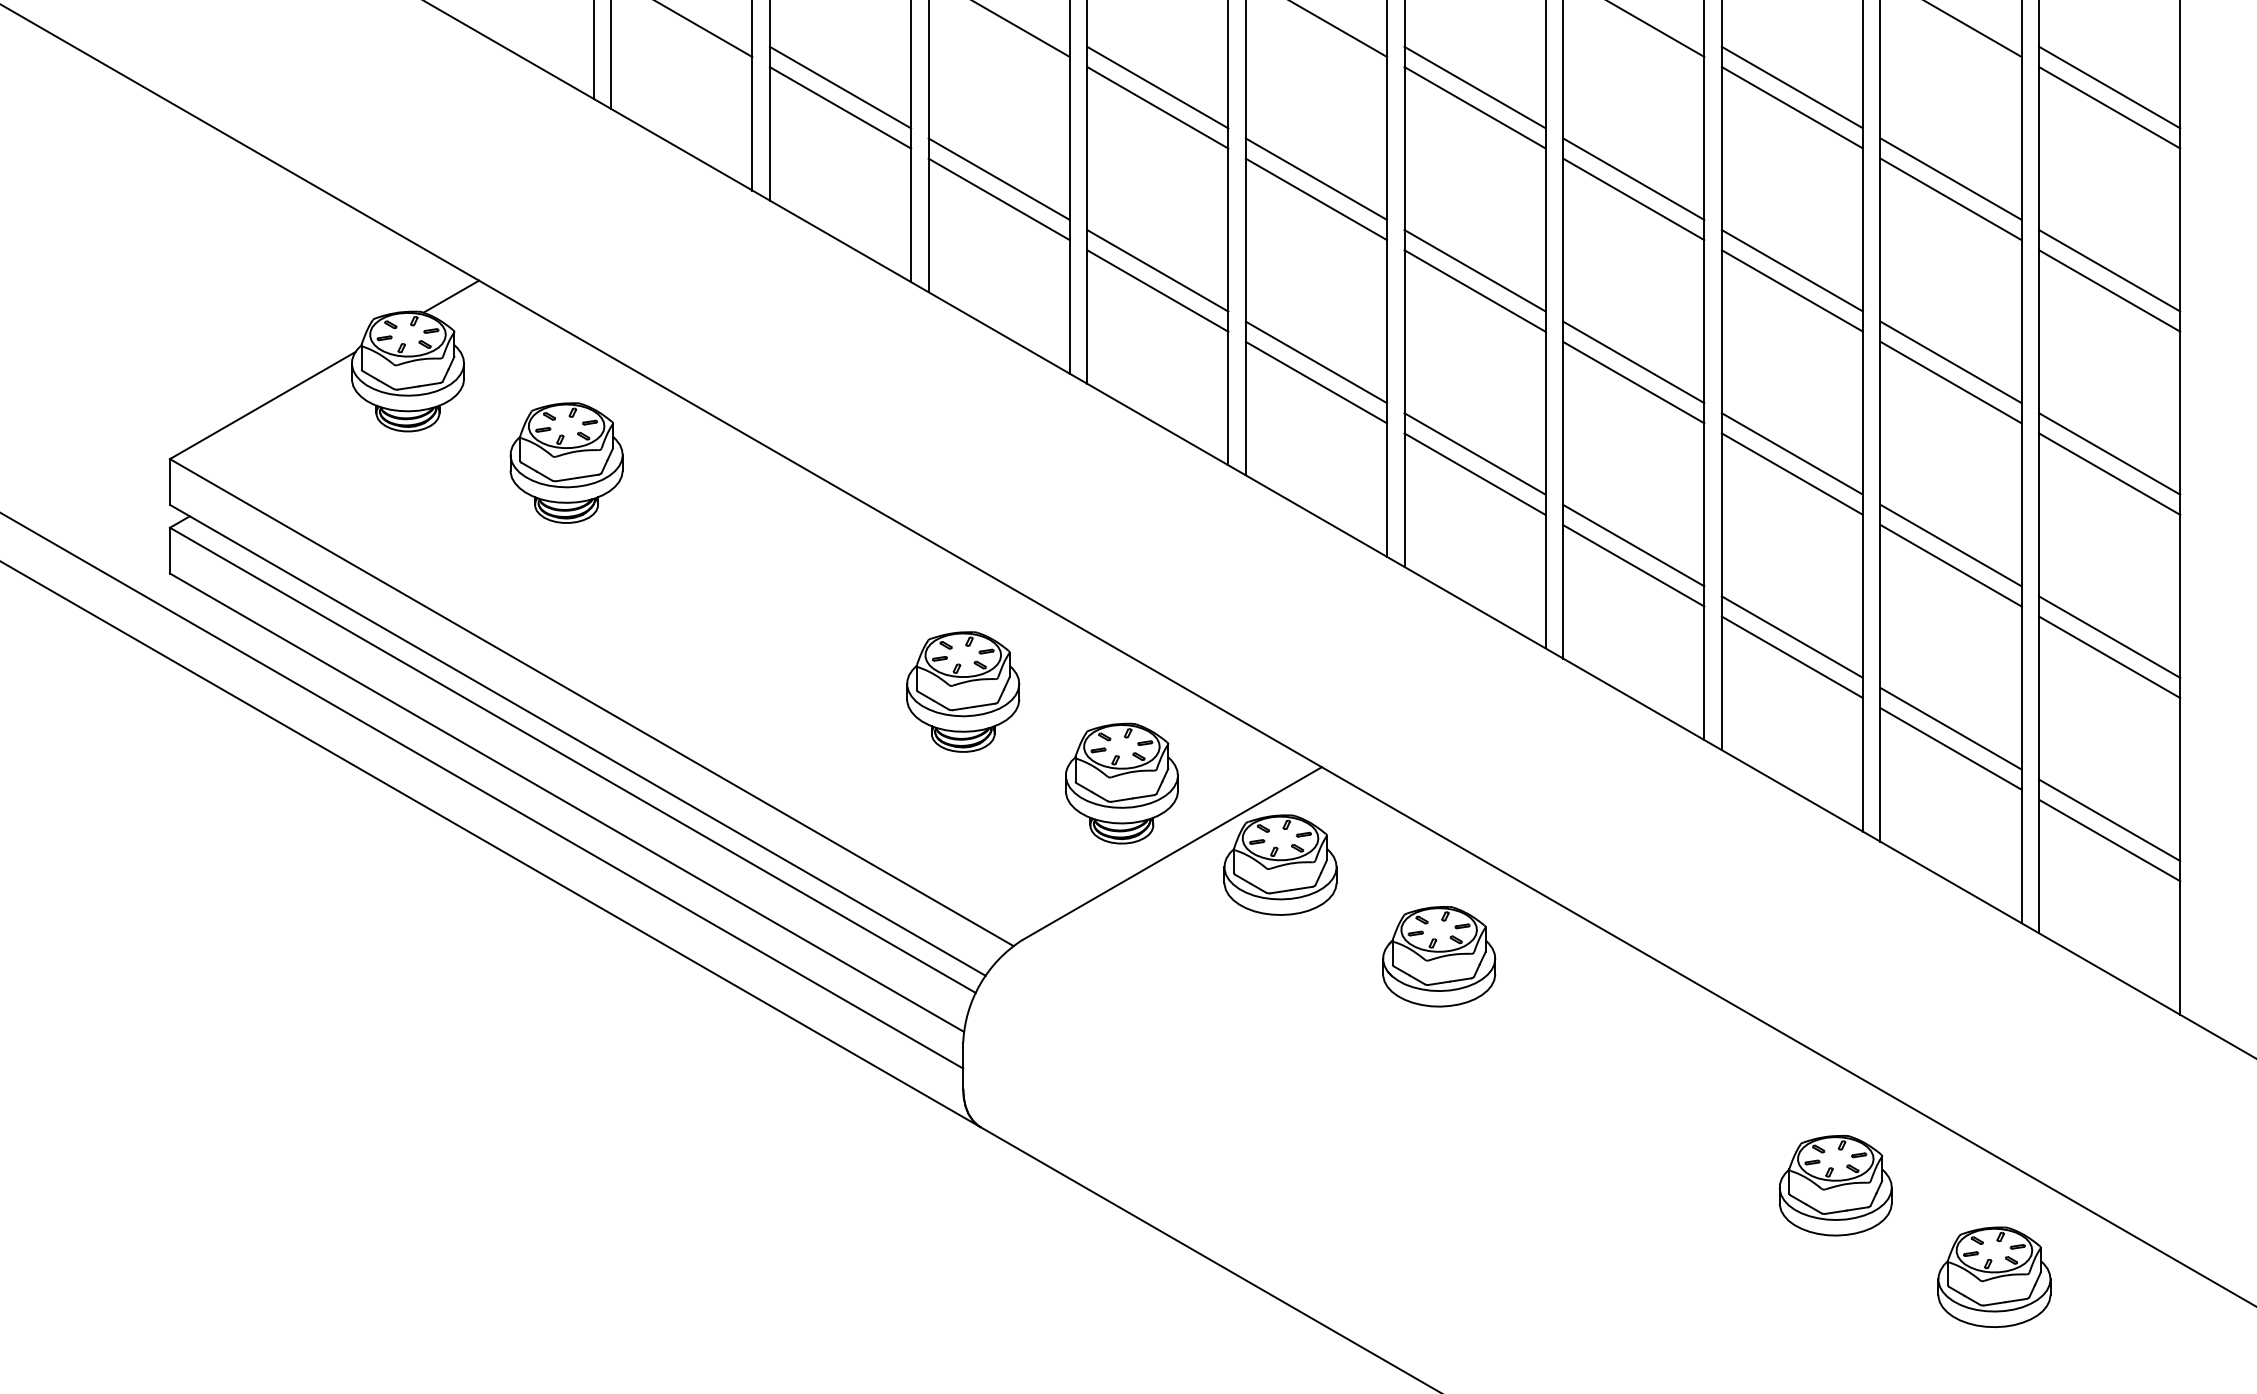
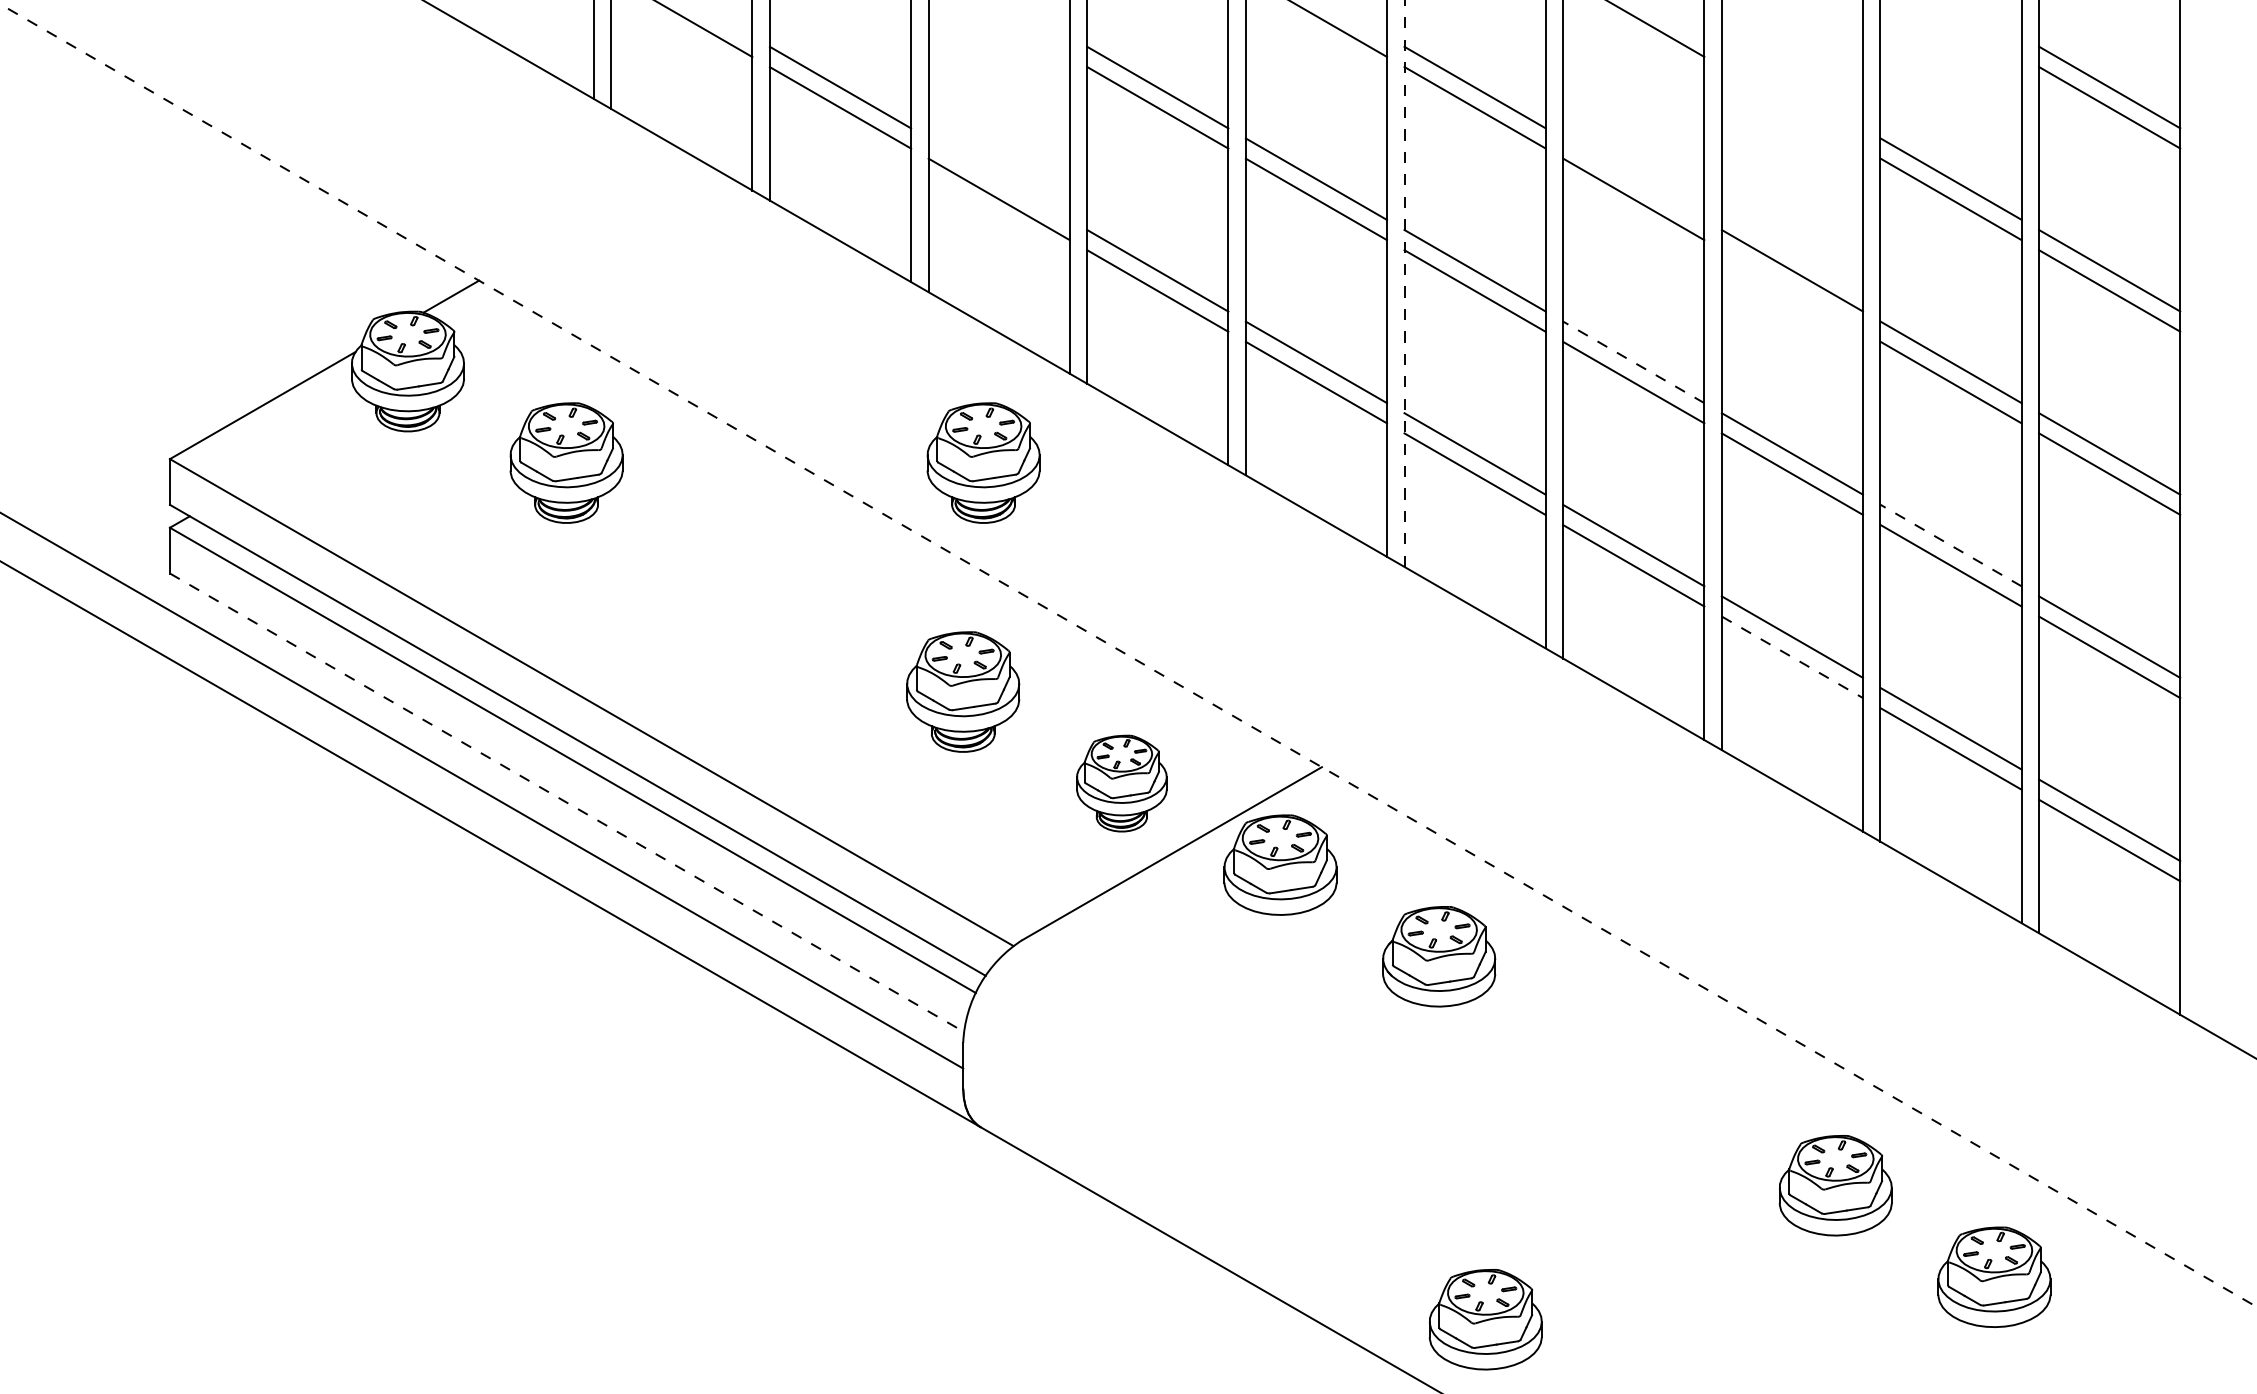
line: present -> none (1021, 29)
line: present -> none (1973, 29)
line: present -> none (1791, 87)
line: present -> none (1791, 107)
line: present -> none (998, 178)
line: present -> none (1633, 178)
line: solid -> dashed (1404, 283)
line: present -> none (1791, 290)
line: solid -> dashed (1633, 362)
part: none -> present (983, 462)
line: solid -> dashed (1950, 545)
line: solid -> dashed (1128, 655)
line: solid -> dashed (1792, 657)
part size: 114x123 px -> 92x99 px (1121, 783)
line: solid -> dashed (567, 802)
part: none -> present (1485, 1319)
